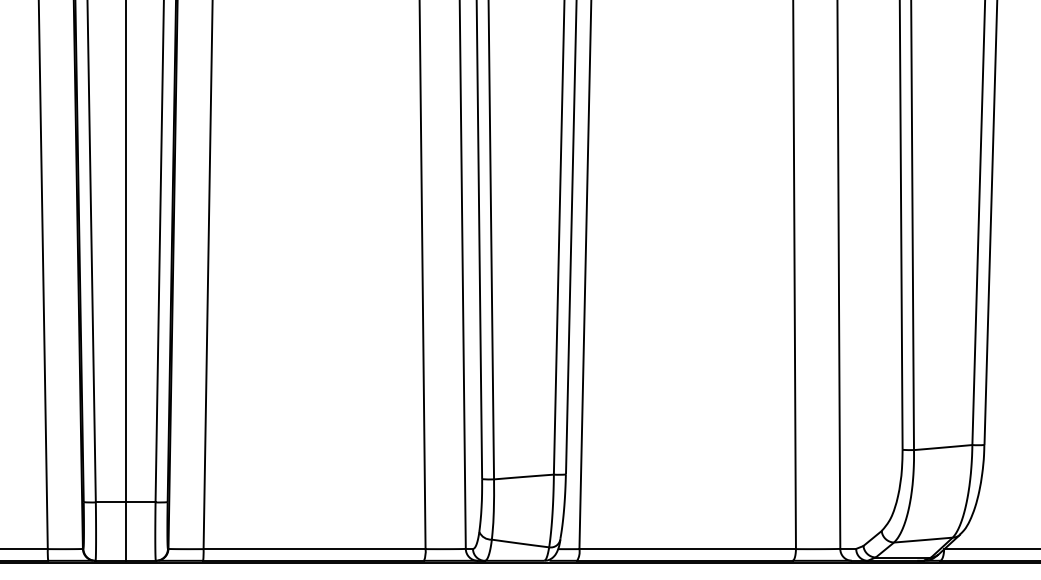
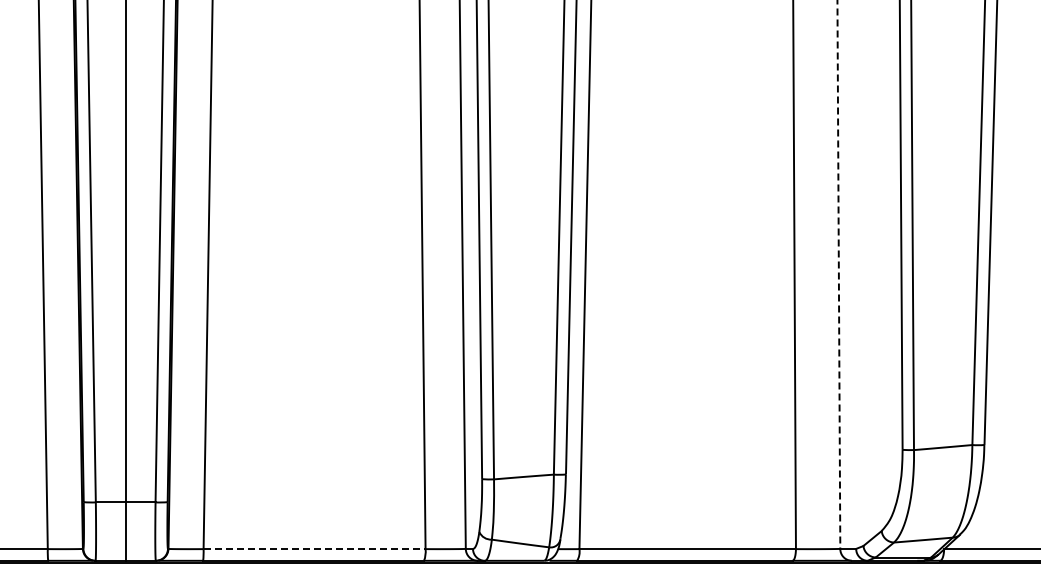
line: solid -> dashed (838, 273)
line: solid -> dashed (314, 549)
